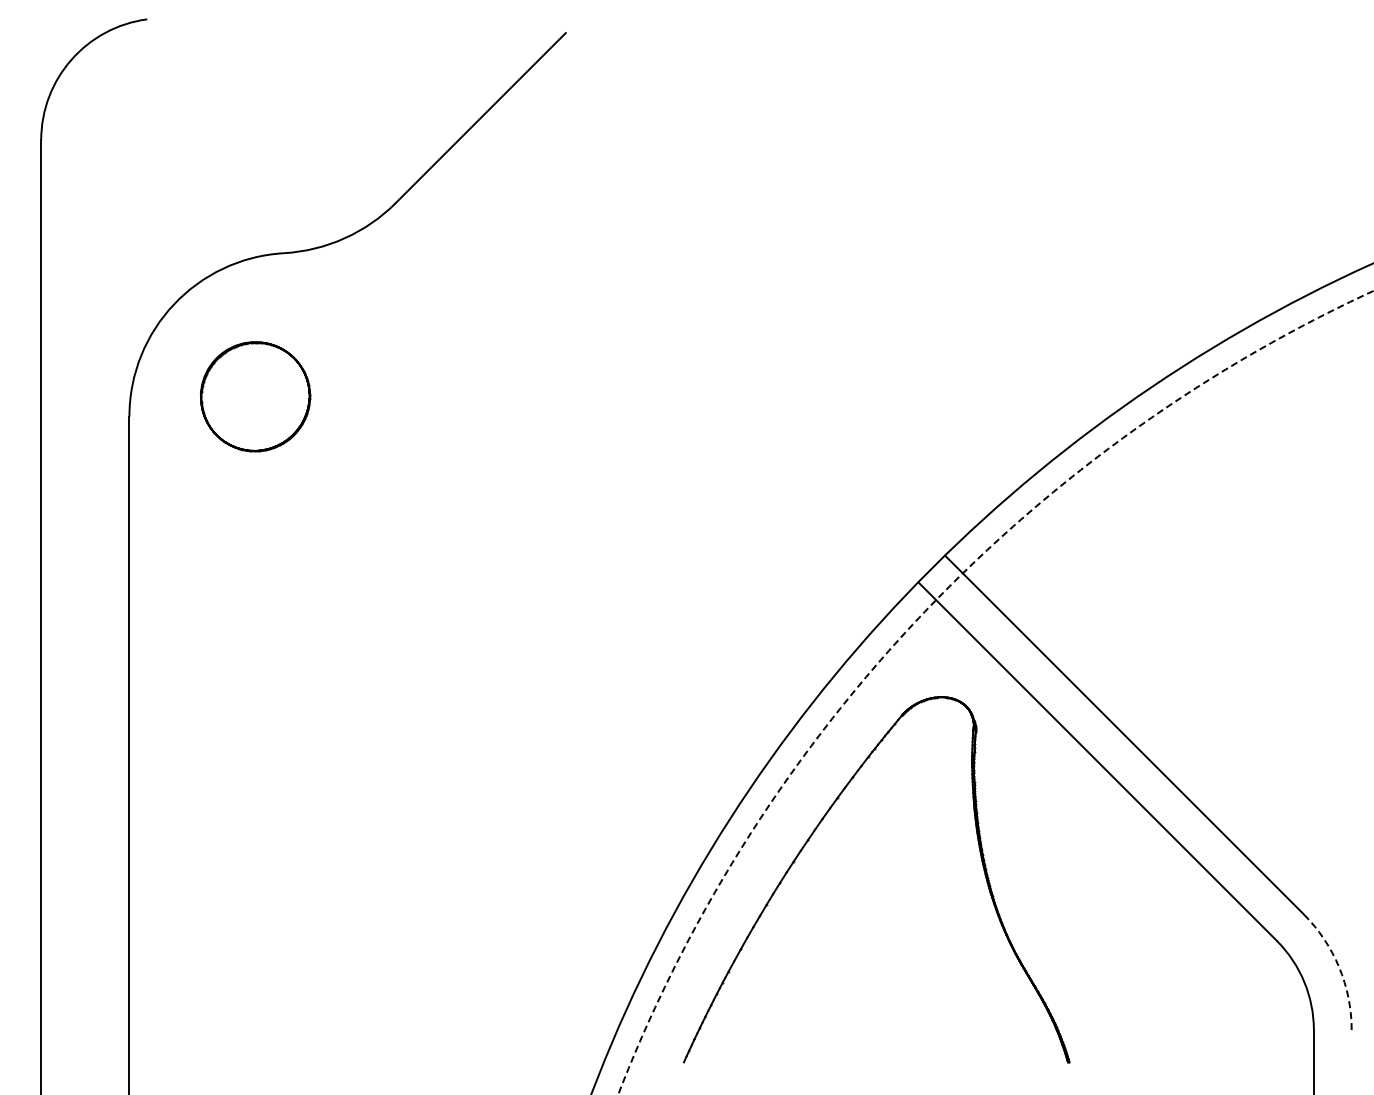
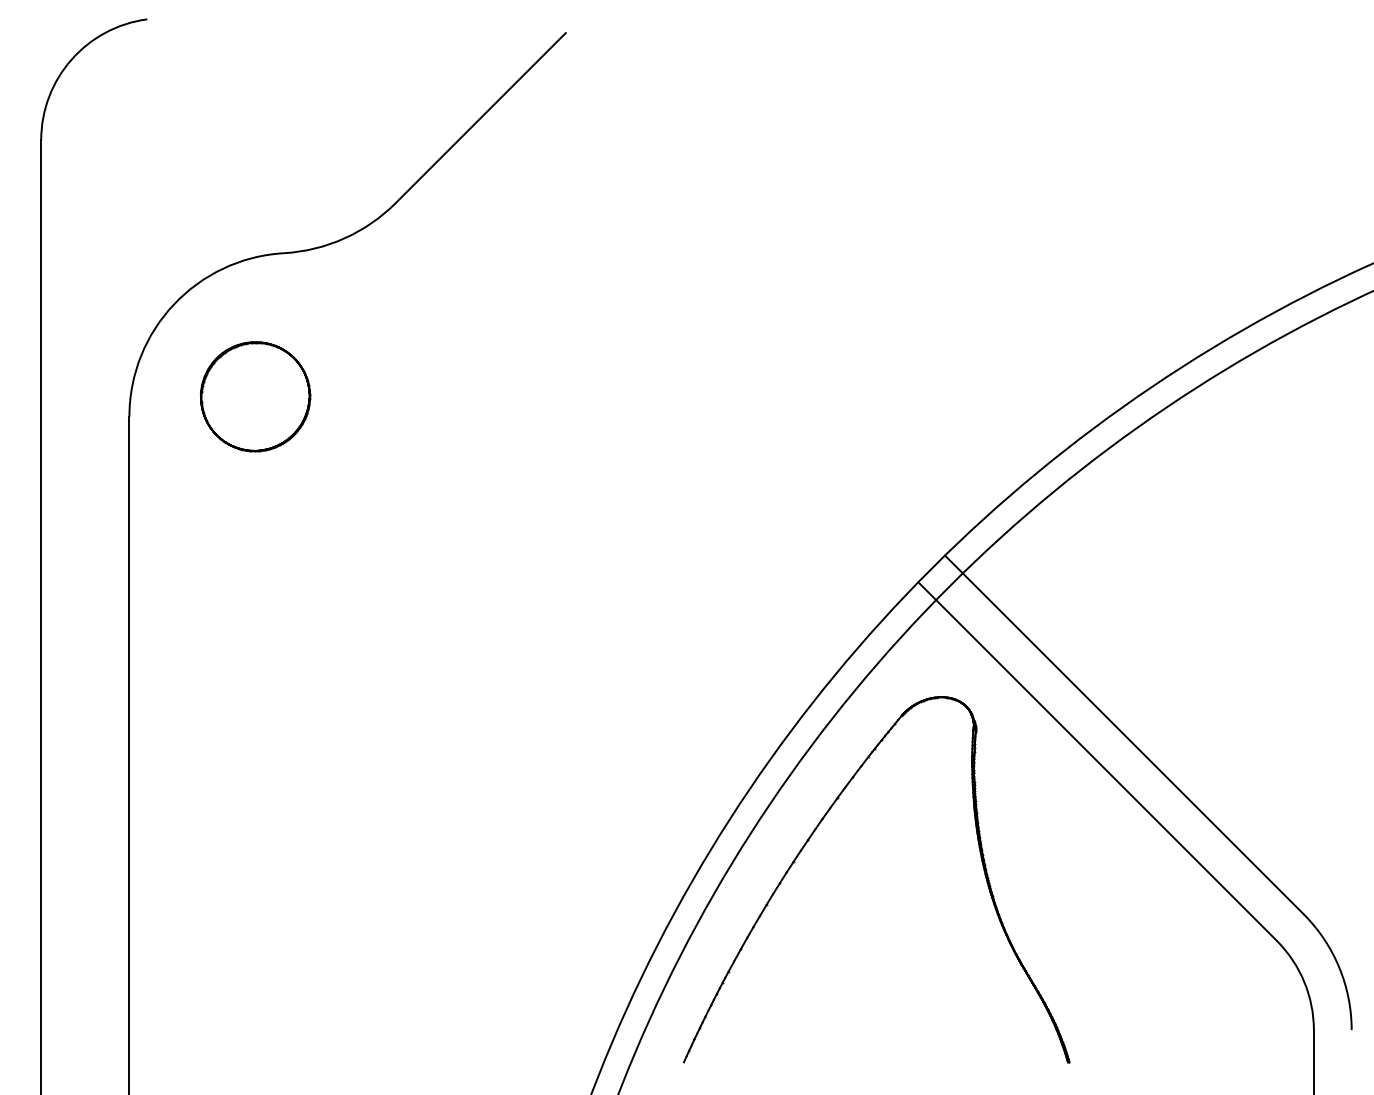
circle: dashed -> solid (995, 692)
arc: dashed -> solid (1339, 967)
